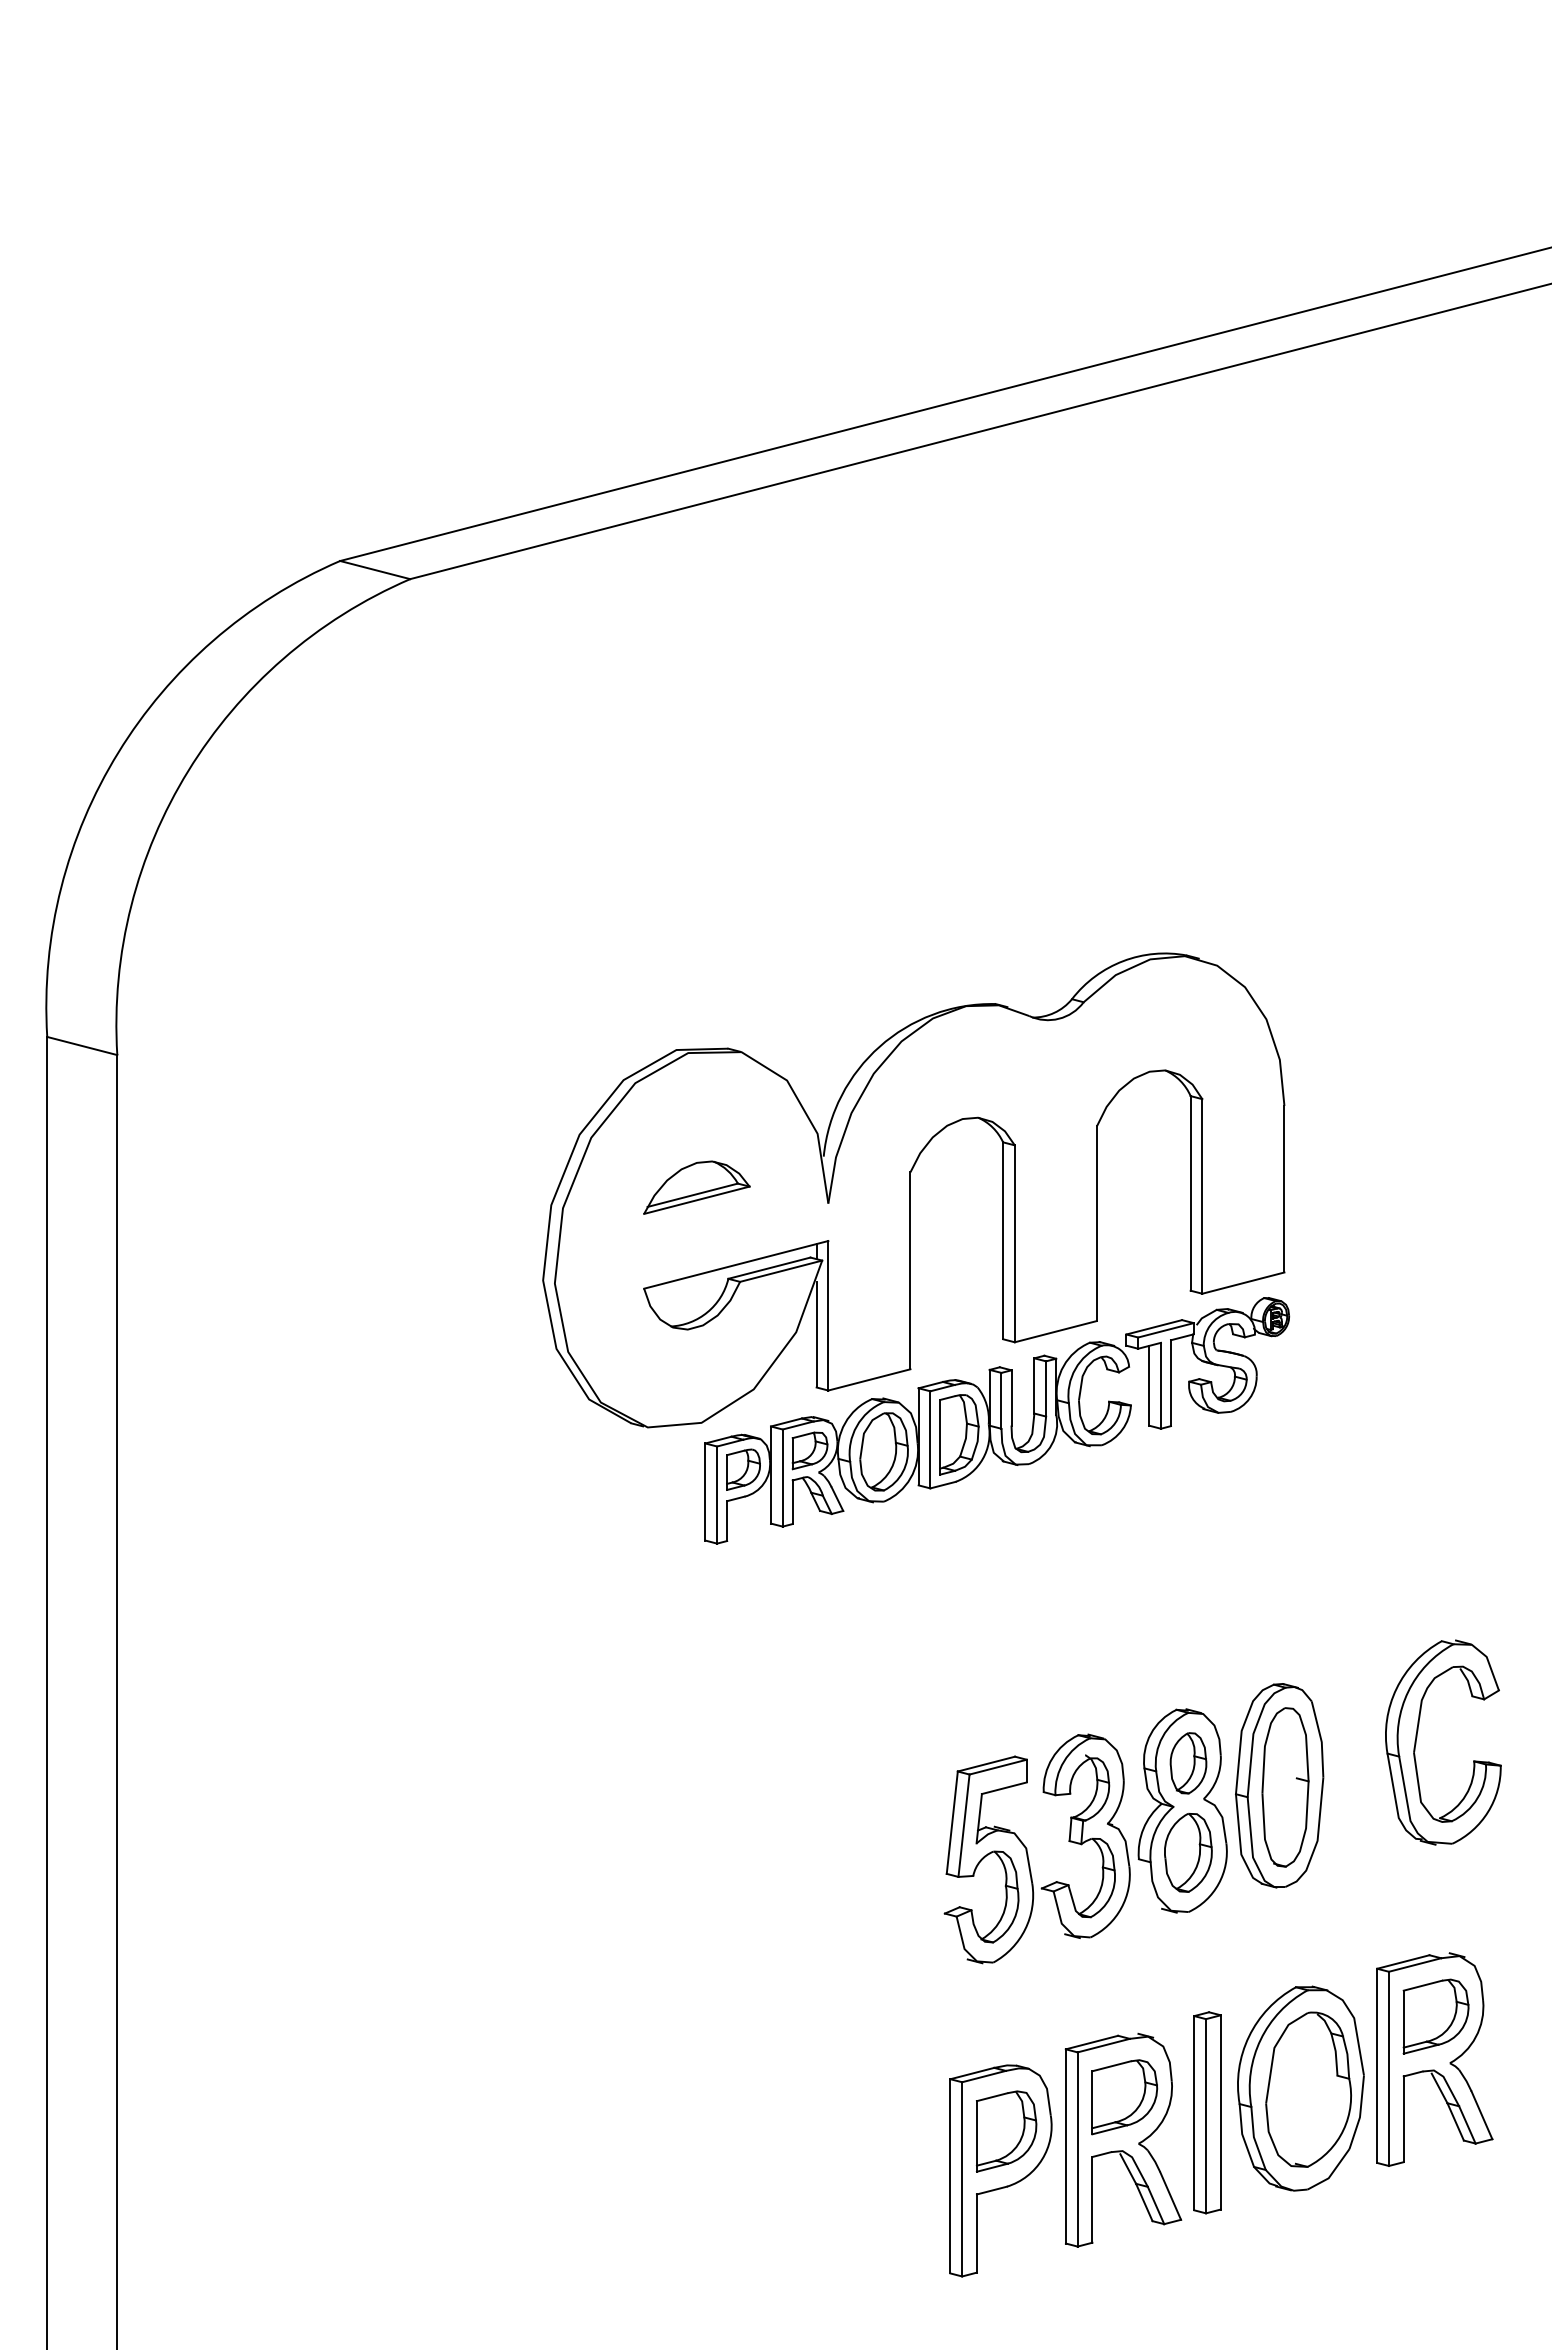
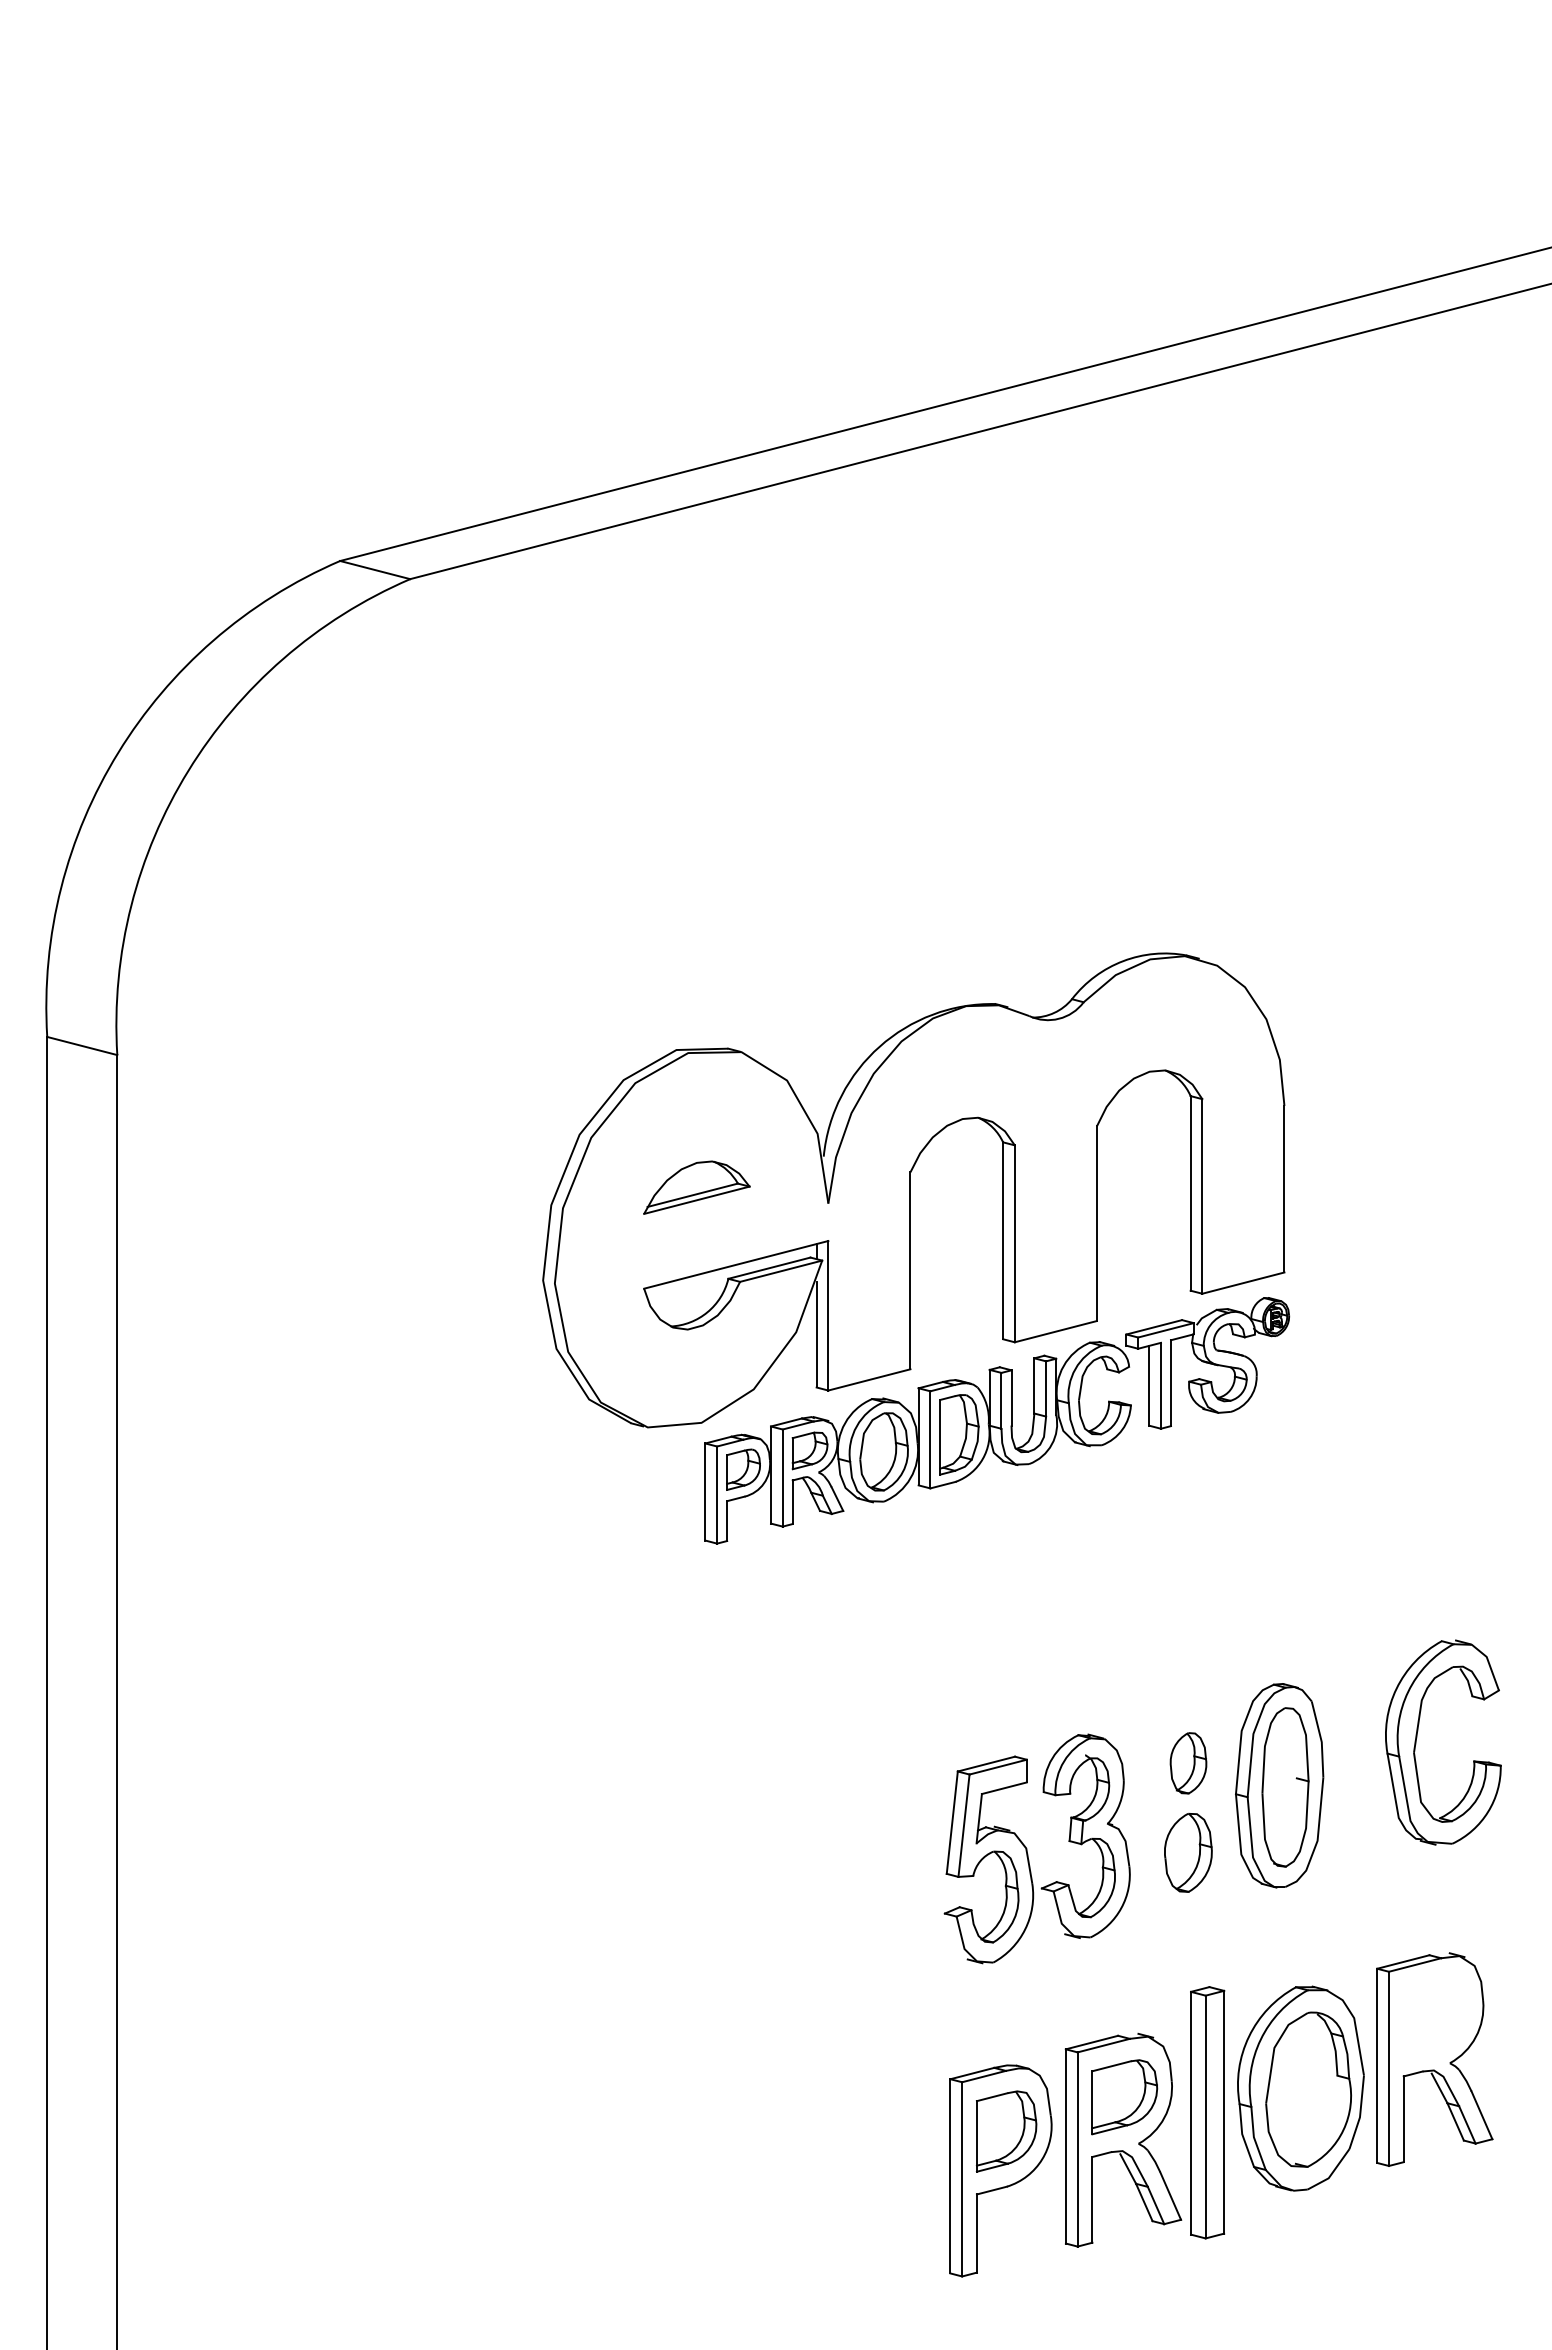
part: present -> none (1182, 1810)
part: present -> none (1435, 2016)
part size: 29x204 px -> 36x254 px (1207, 2112)
